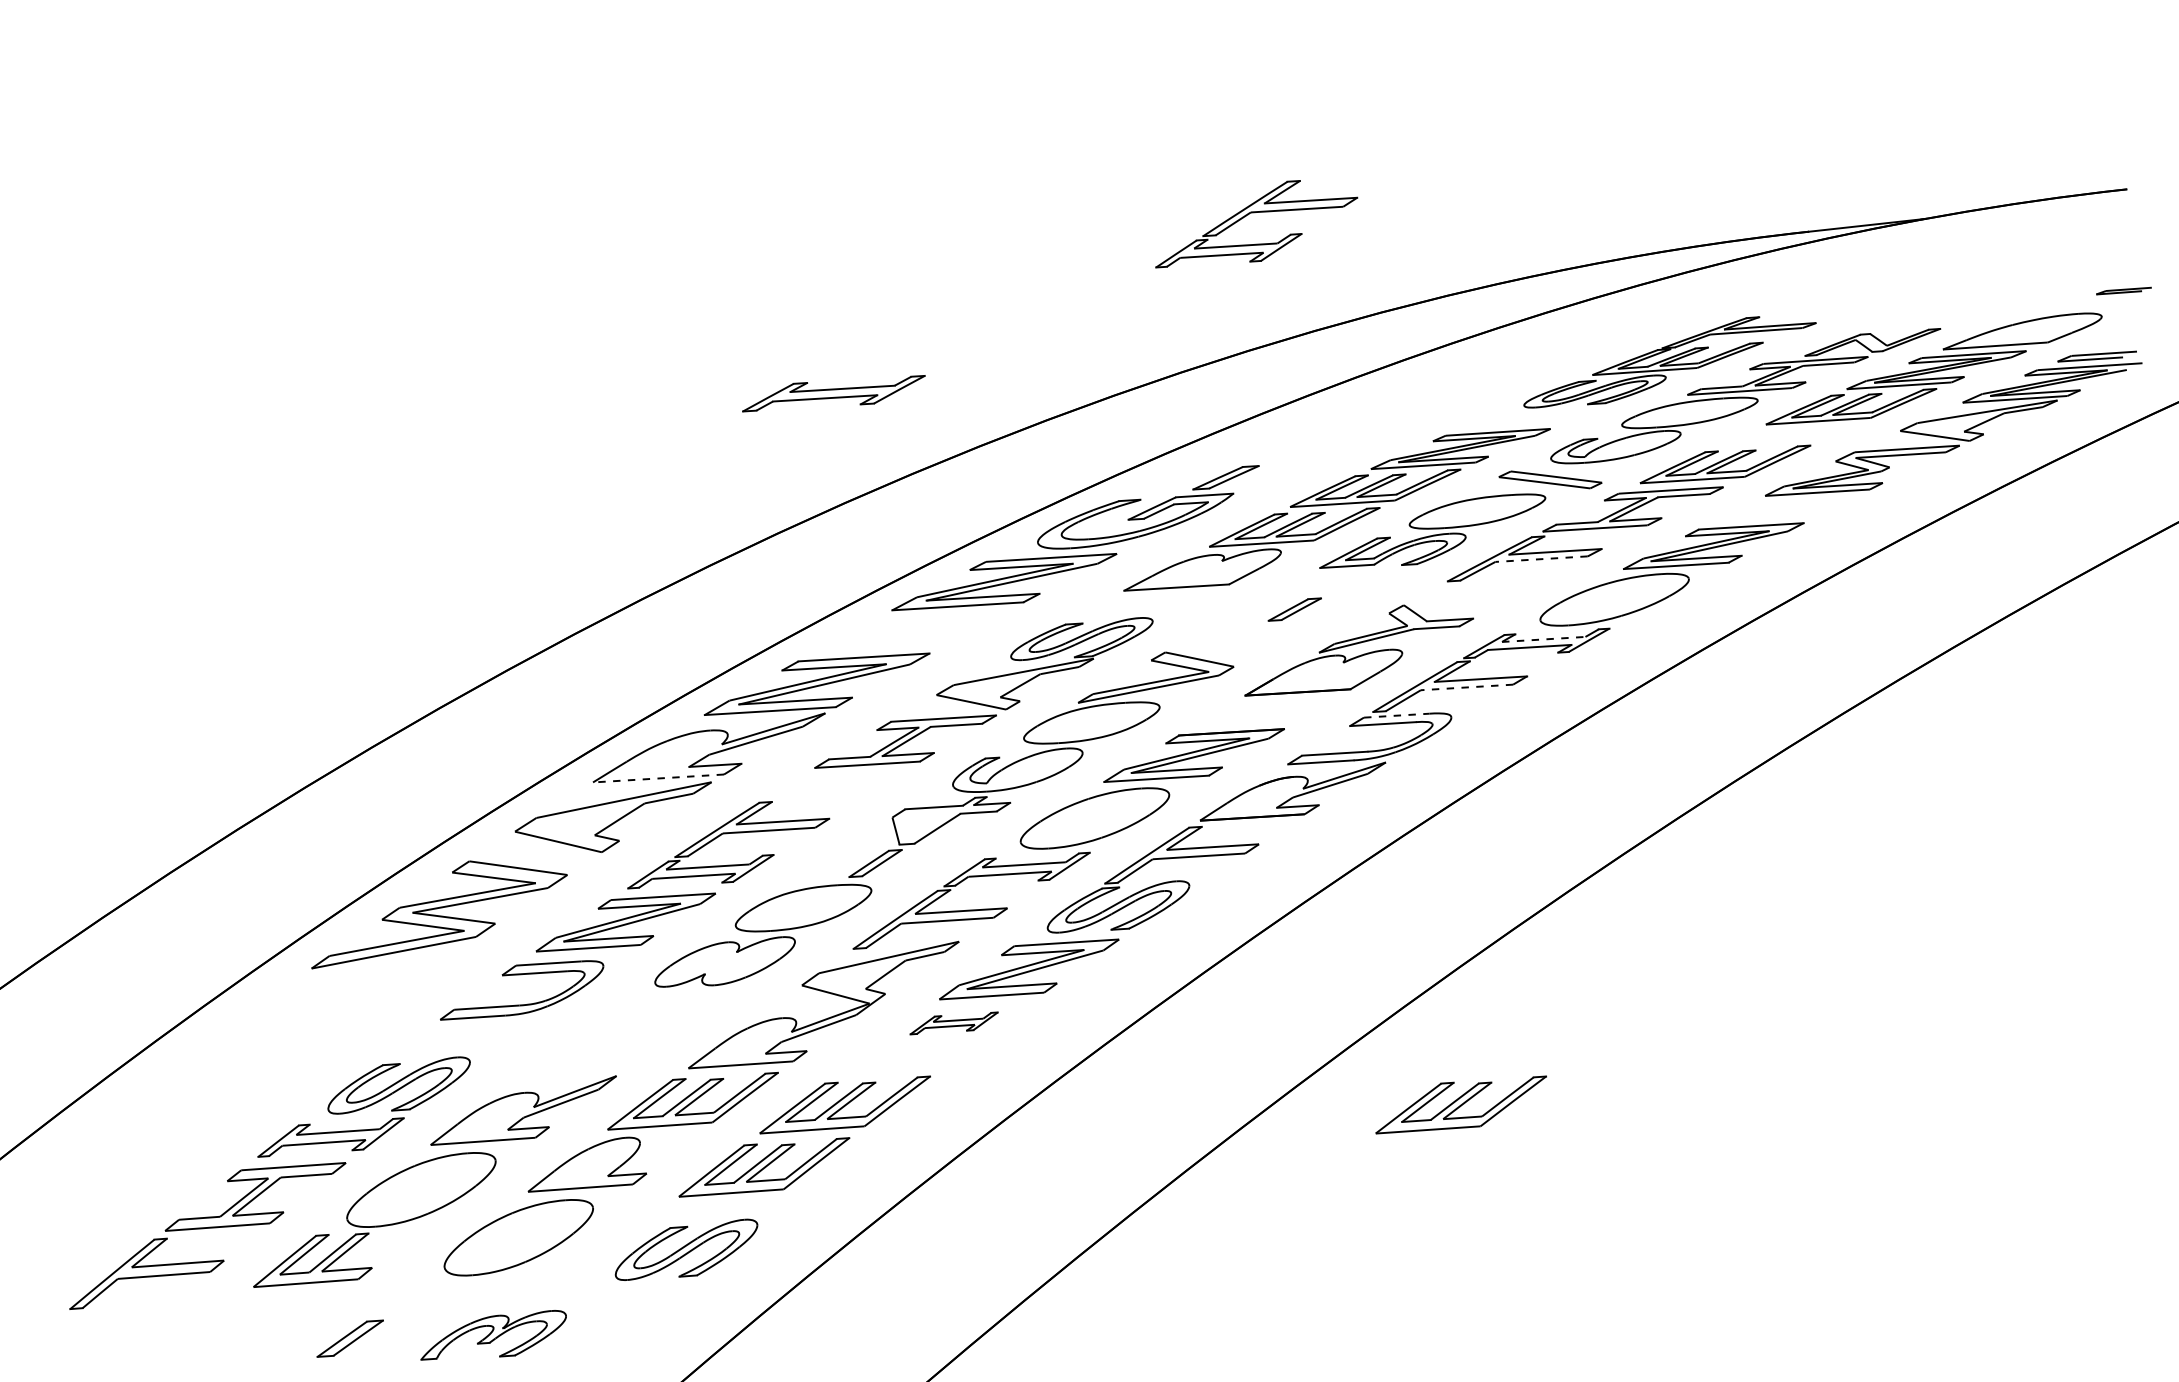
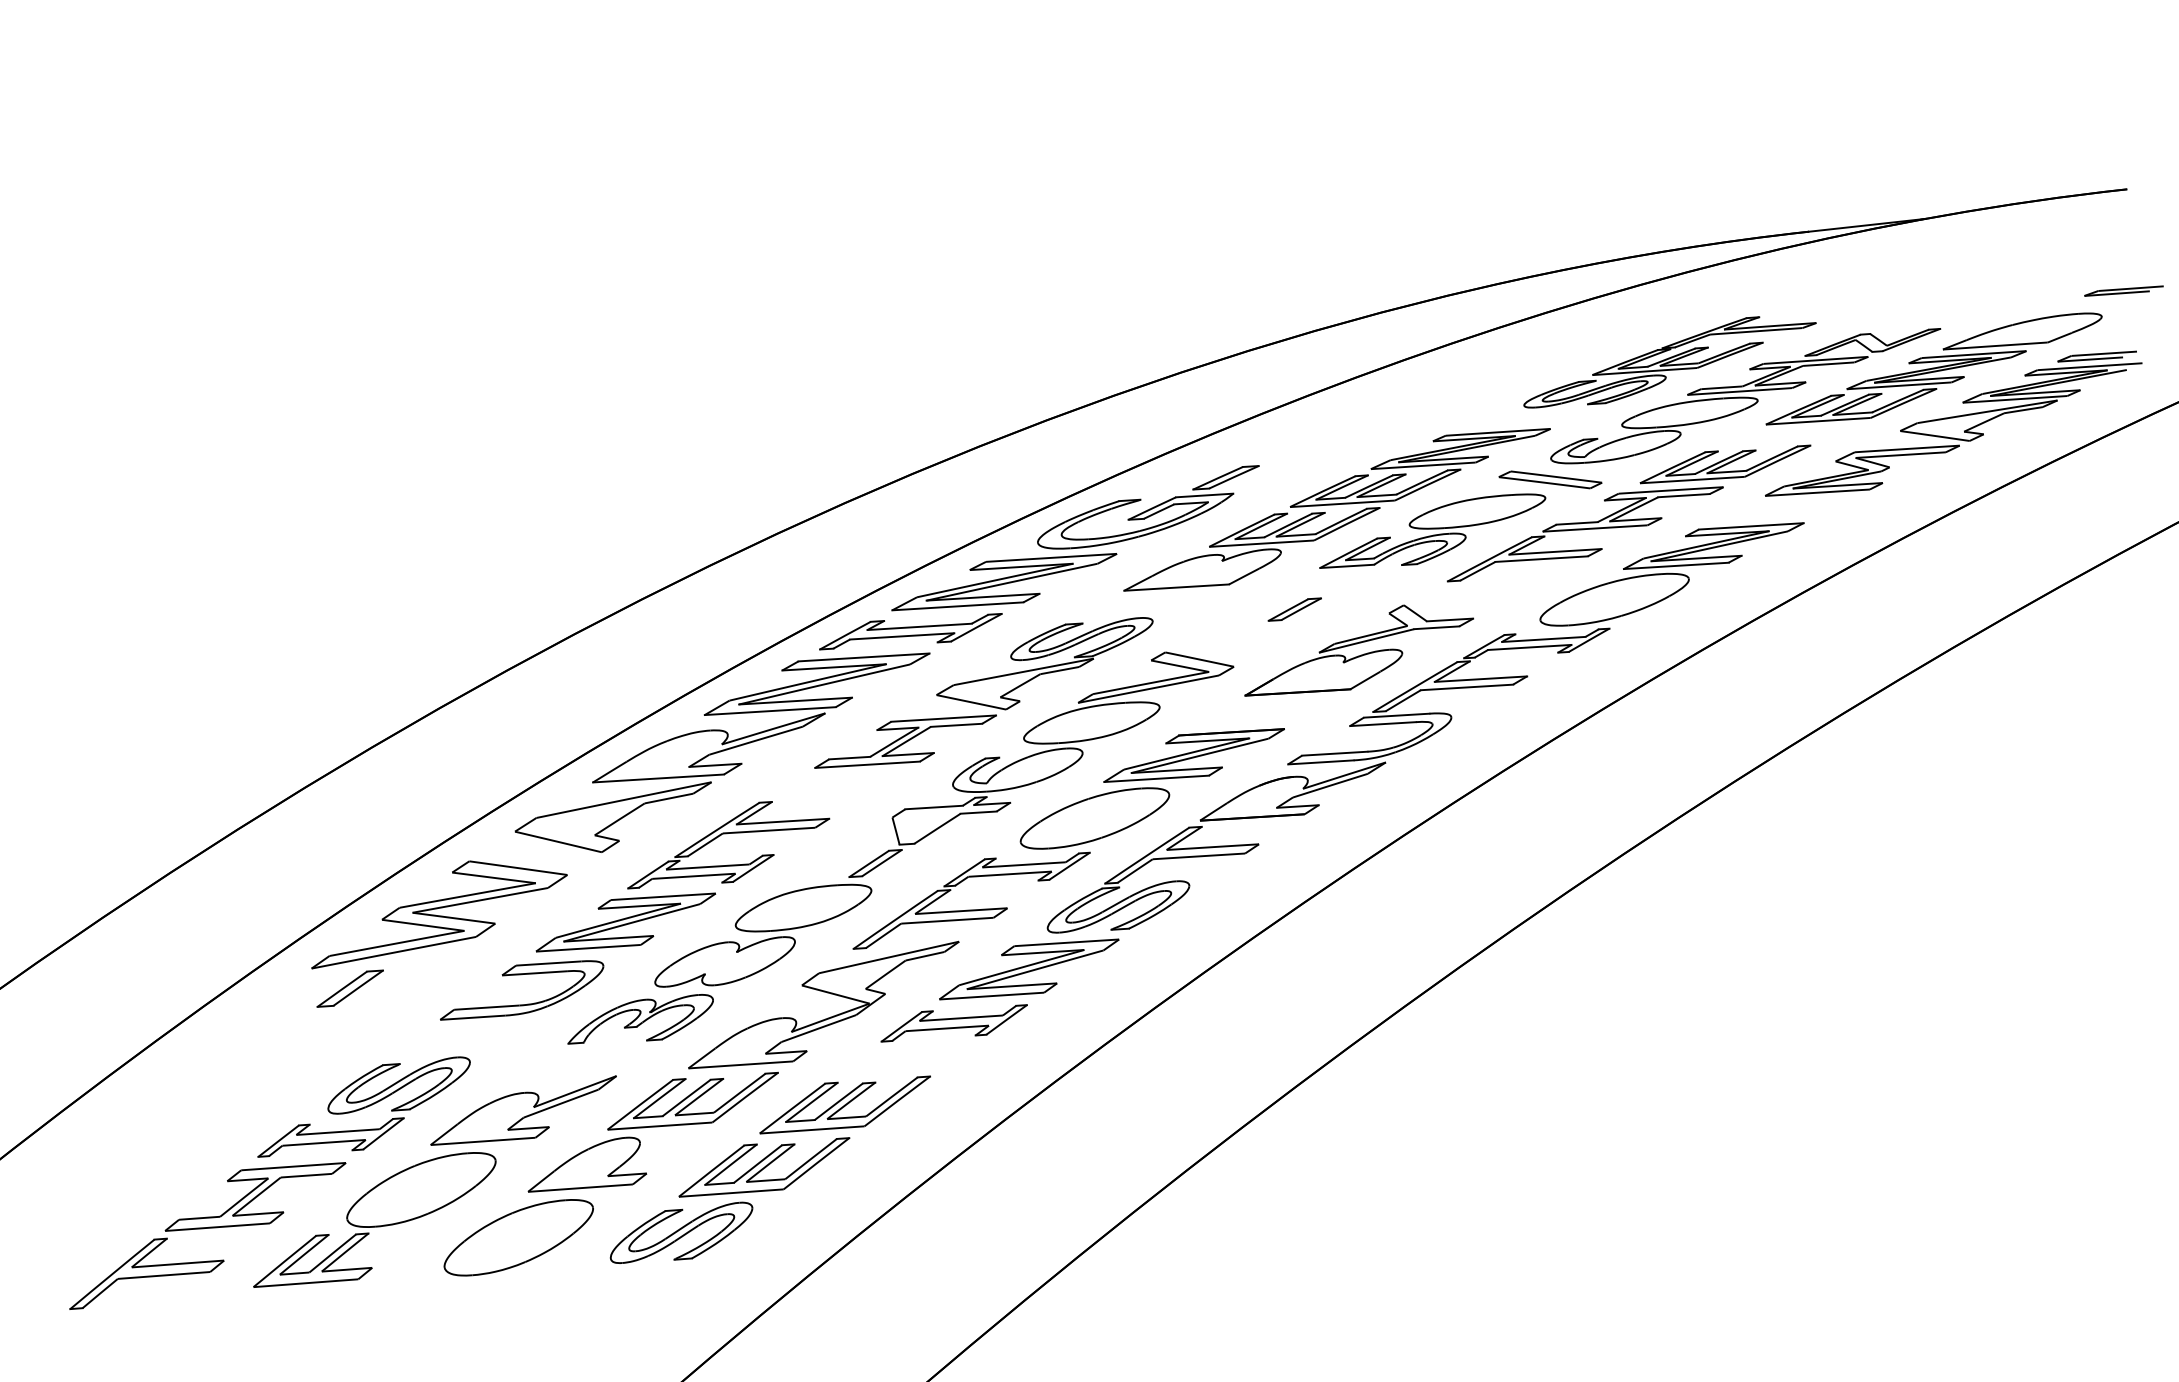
part: present -> none (1254, 213)
part size: 56x10 px -> 80x12 px (2123, 290)
part position: (833, 393) -> (910, 631) (910, 631)
line: dashed -> solid (1541, 559)
line: dashed -> solid (1543, 639)
line: dashed -> solid (1466, 687)
line: dashed -> solid (1396, 715)
line: dashed -> solid (658, 778)
part size: 90x25 px -> 148x39 px (953, 1023)
part: present -> none (1460, 1104)
part position: (686, 1249) -> (681, 1232) (681, 1232)
part position: (493, 1335) -> (640, 1019) (640, 1019)
part position: (349, 1338) -> (349, 988) (349, 988)
